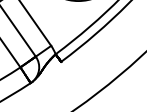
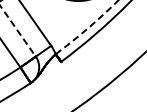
arc: solid -> dashed (88, 27)
line: solid -> dashed (18, 31)
